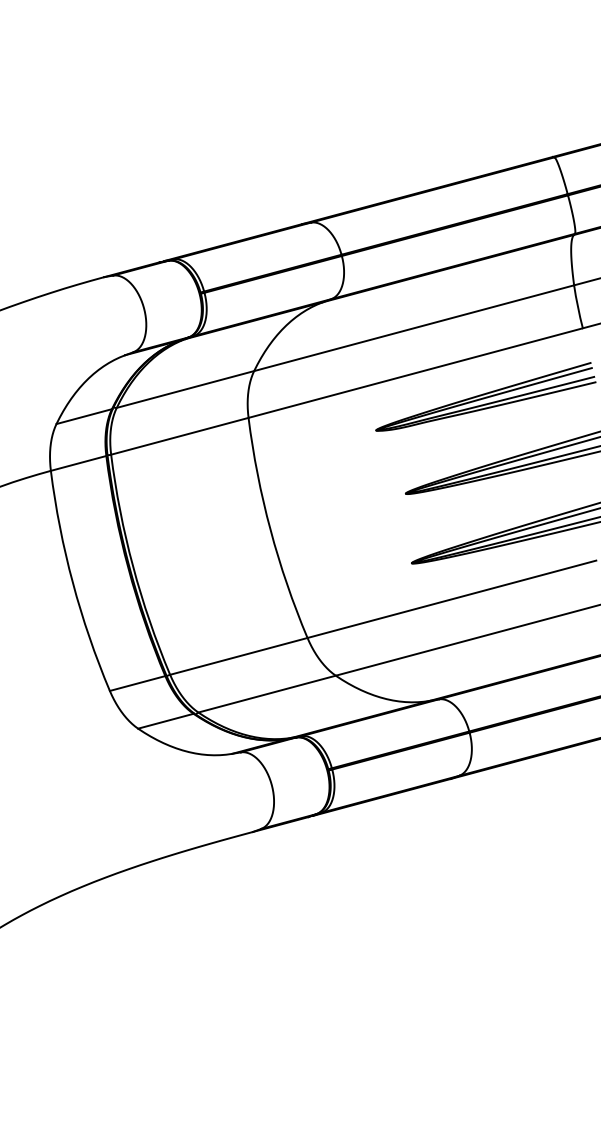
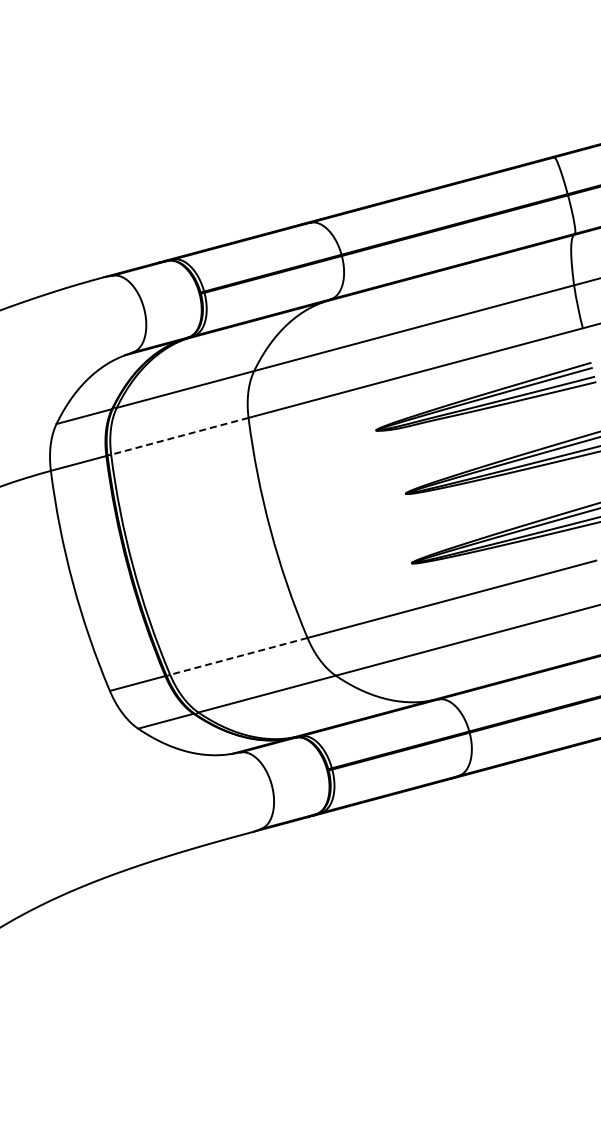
line: solid -> dashed (179, 436)
line: solid -> dashed (238, 656)
